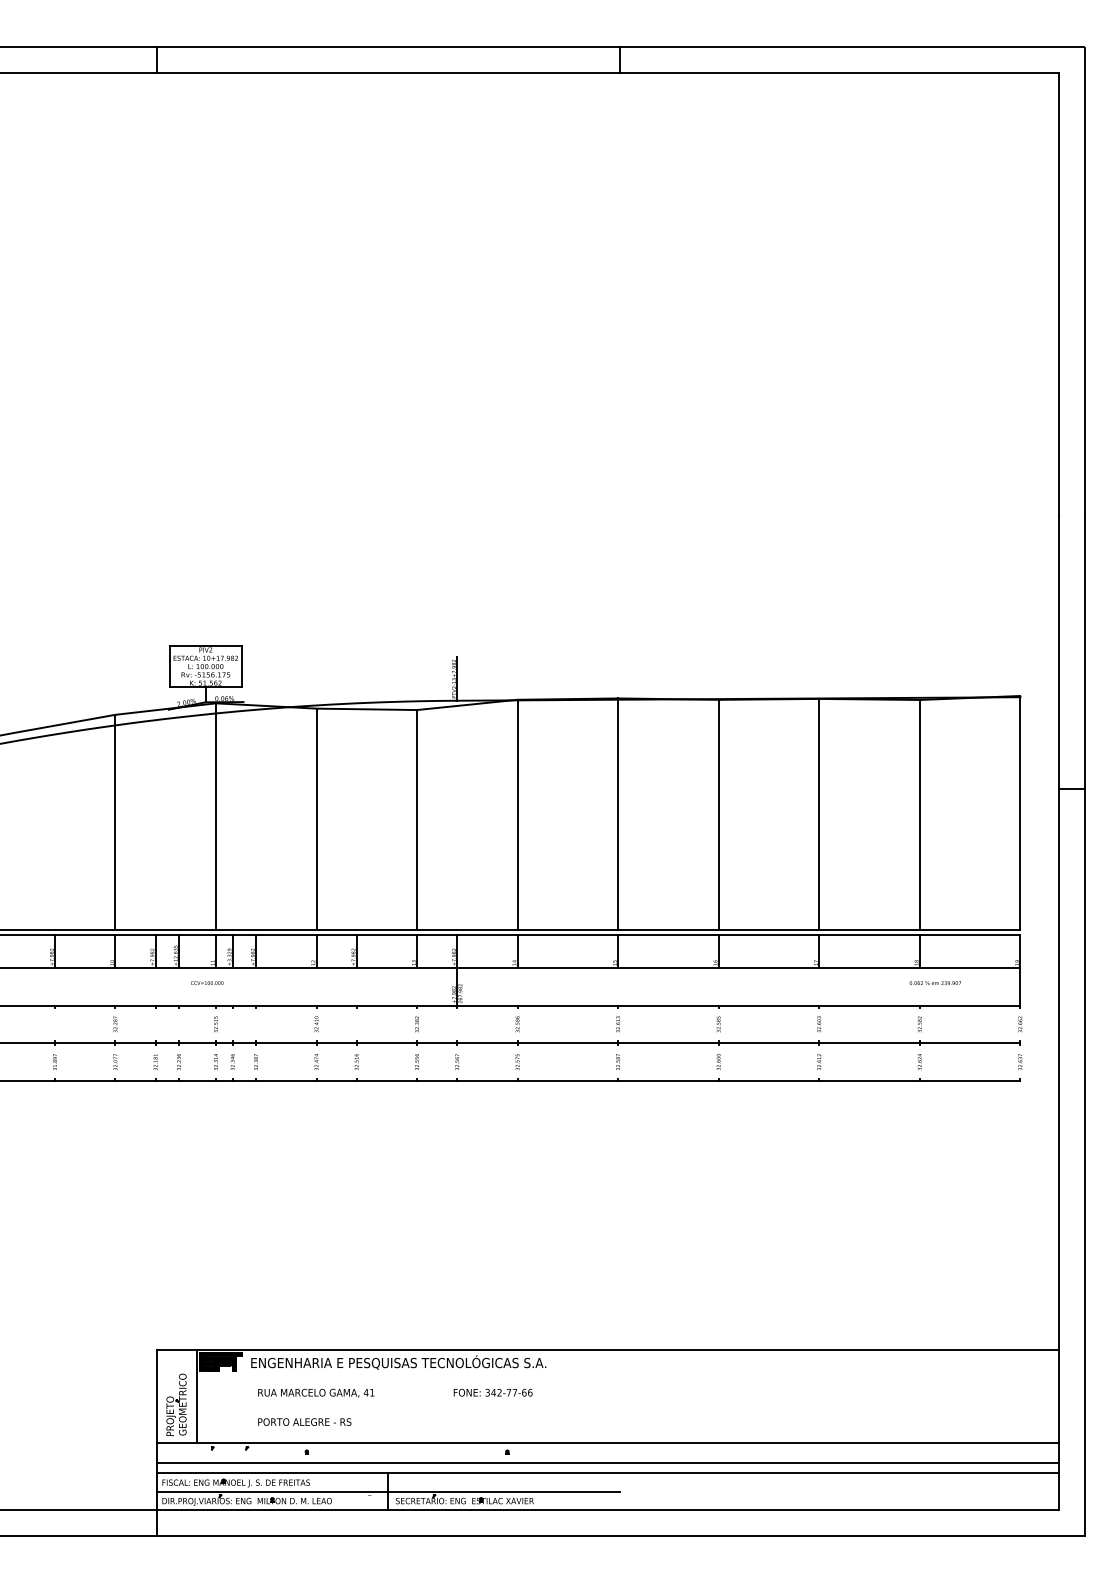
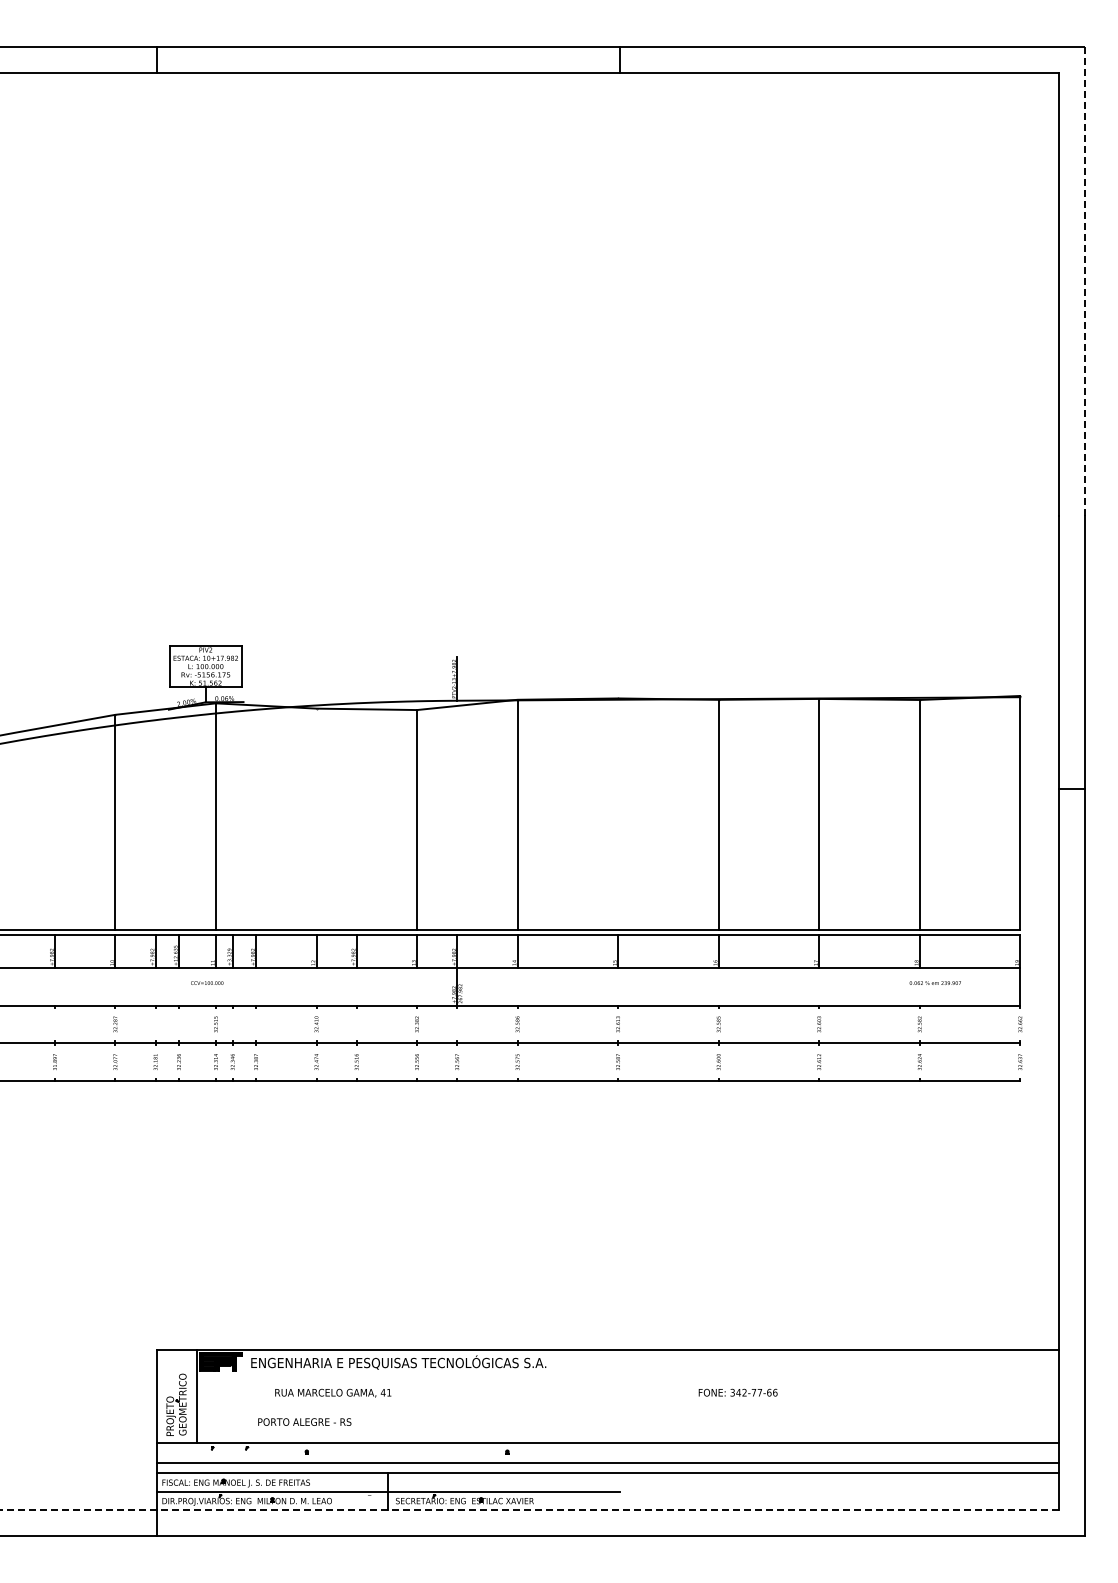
line: solid -> dashed (1084, 281)
line: present -> none (618, 814)
line: present -> none (316, 819)
text position: (316, 1392) -> (333, 1392) (333, 1392)
text position: (492, 1392) -> (737, 1392) (737, 1392)
line: solid -> dashed (530, 1510)
